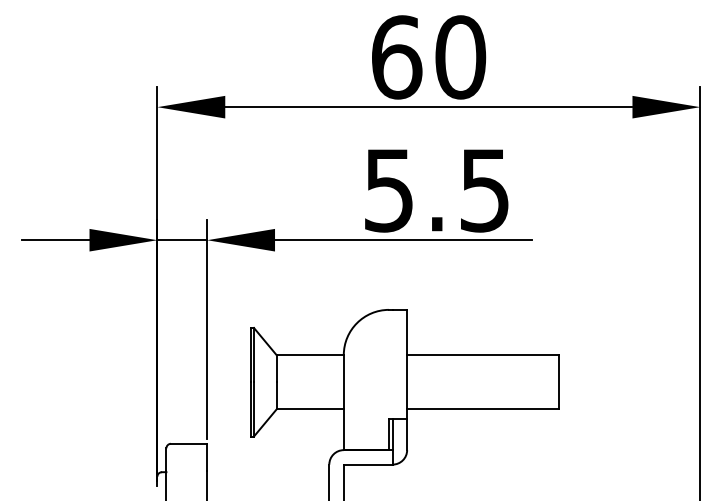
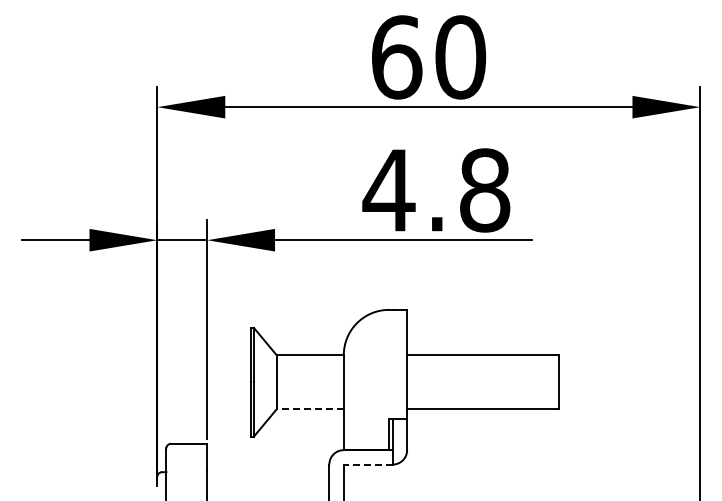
text: 5.5 -> 4.8 (436, 190)
line: solid -> dashed (310, 409)
line: solid -> dashed (367, 464)
